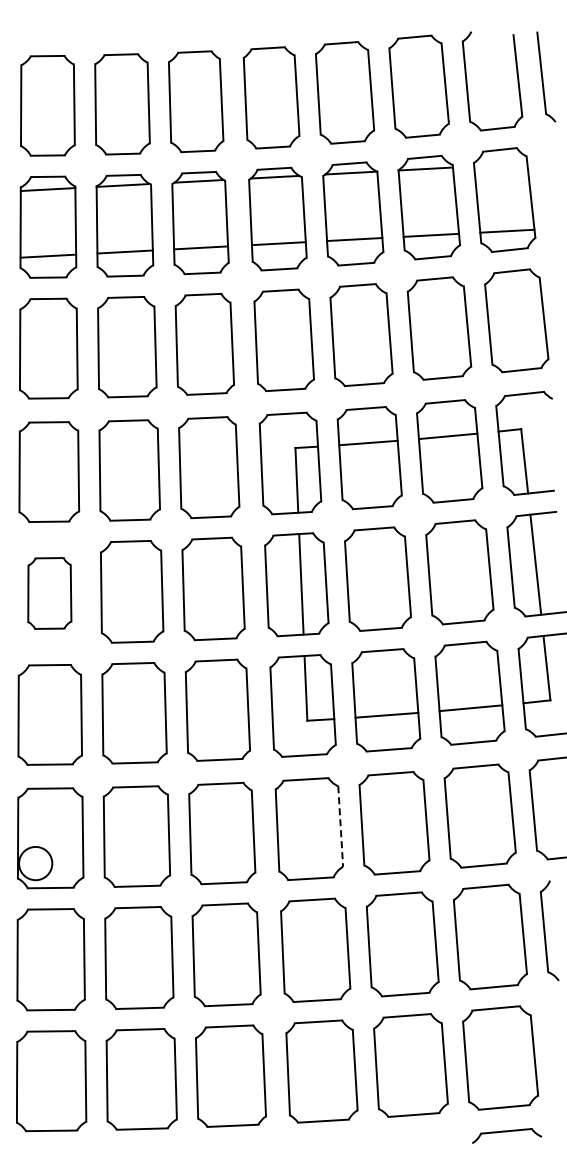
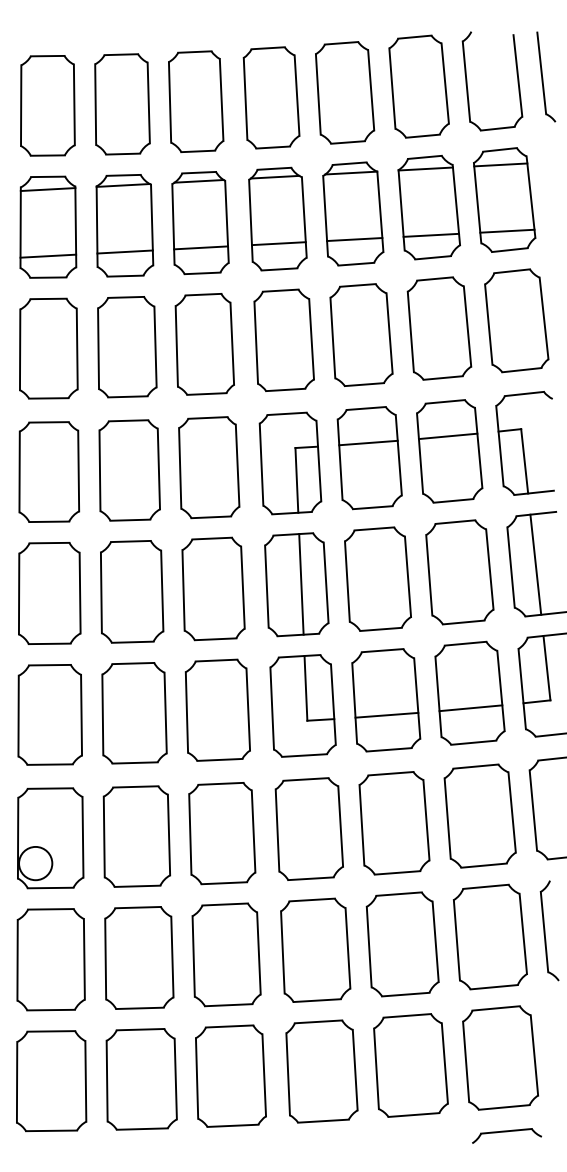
line: none -> present (500, 164)
part size: 46x73 px -> 64x103 px (49, 593)
line: dashed -> solid (340, 827)
